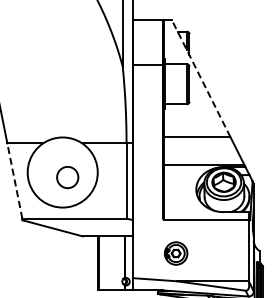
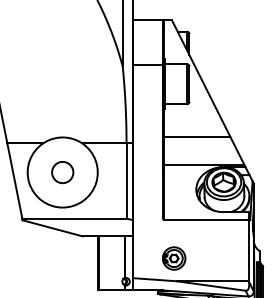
line: dashed -> solid (200, 78)
circle position: (67, 177) -> (62, 172) (62, 172)
line: dashed -> solid (14, 180)
part position: (176, 253) -> (174, 258) (174, 258)
